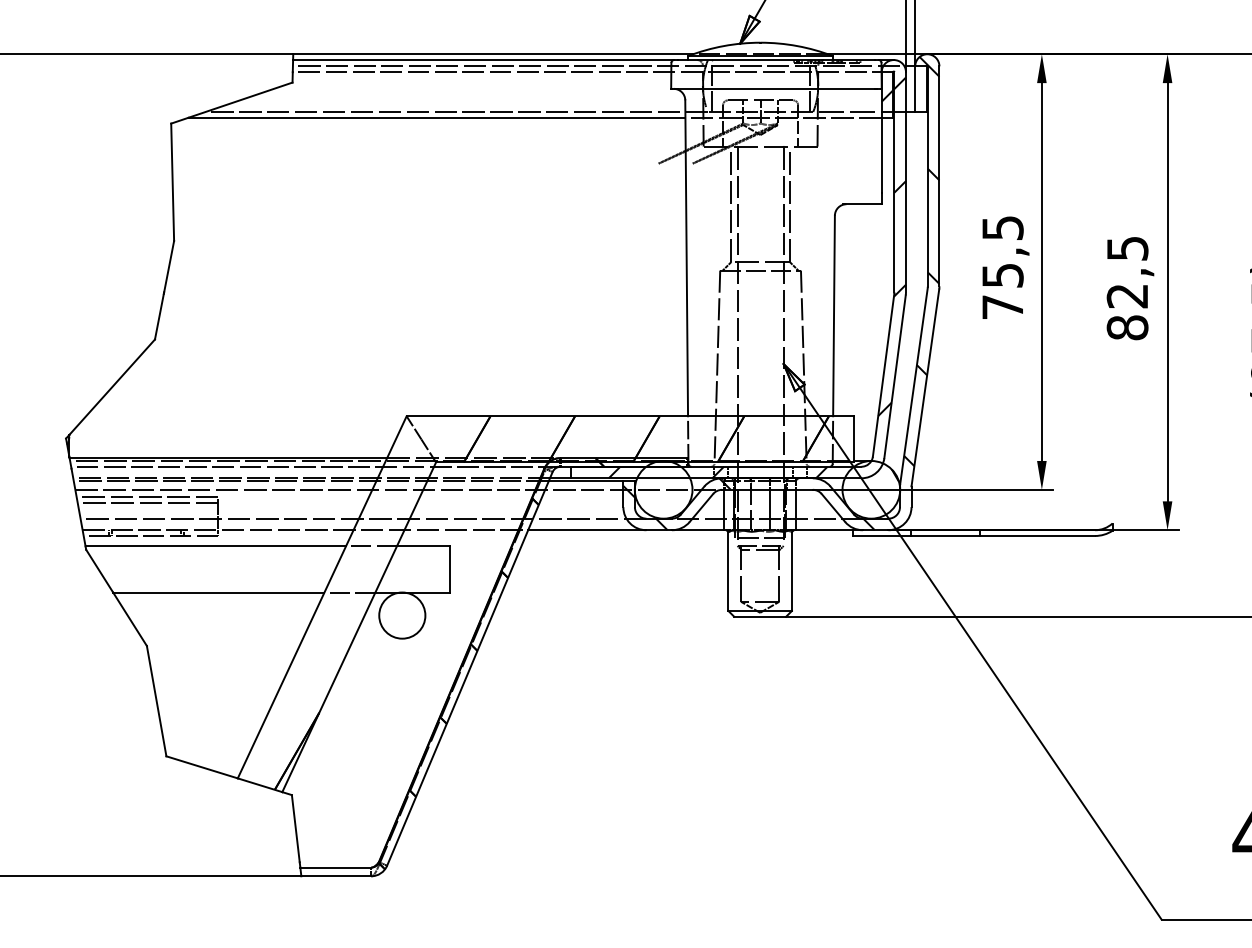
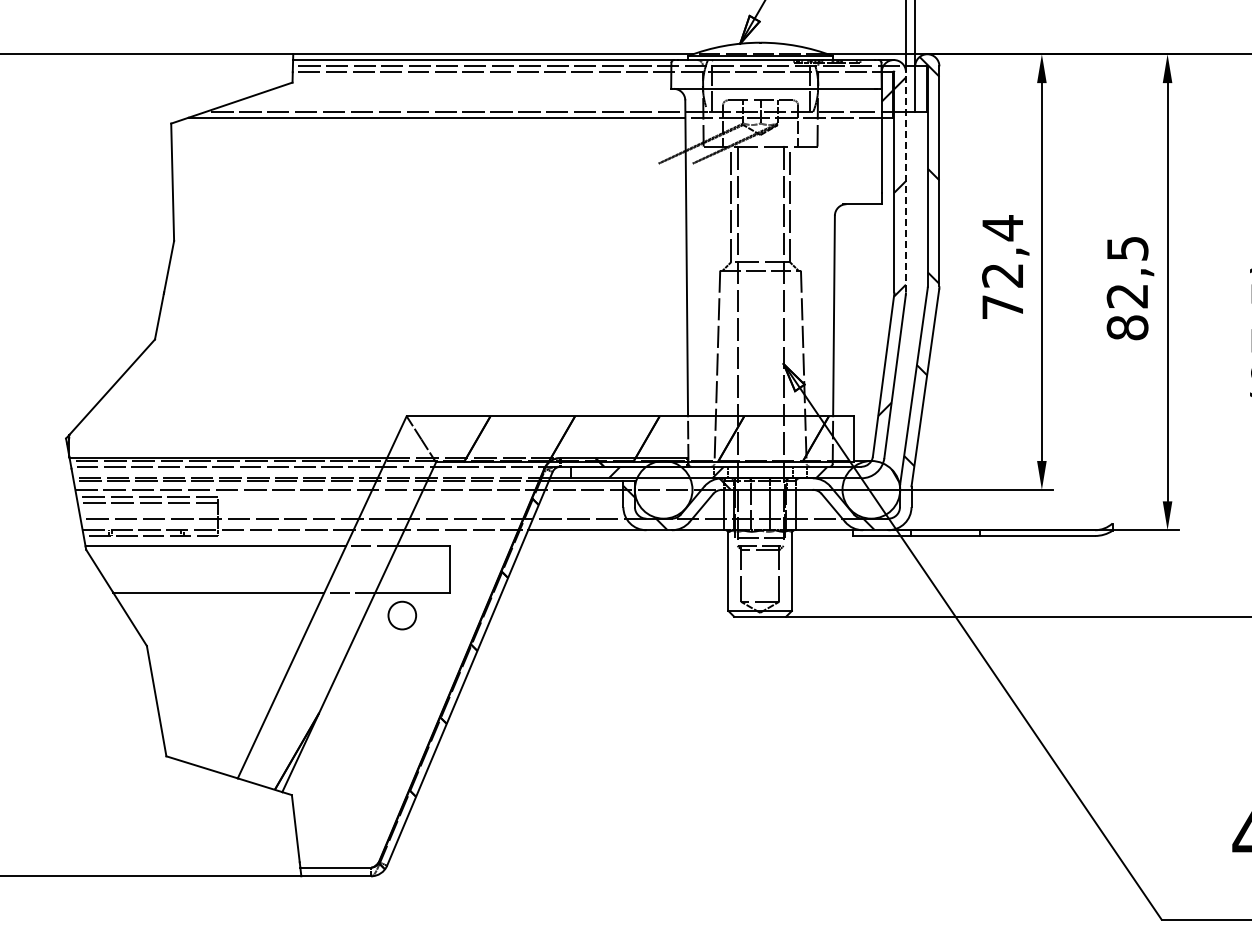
line: solid -> dashed (905, 181)
text: 75,5 -> 72,4 (1002, 251)
circle diameter: 46 px -> 28 px (402, 615)
